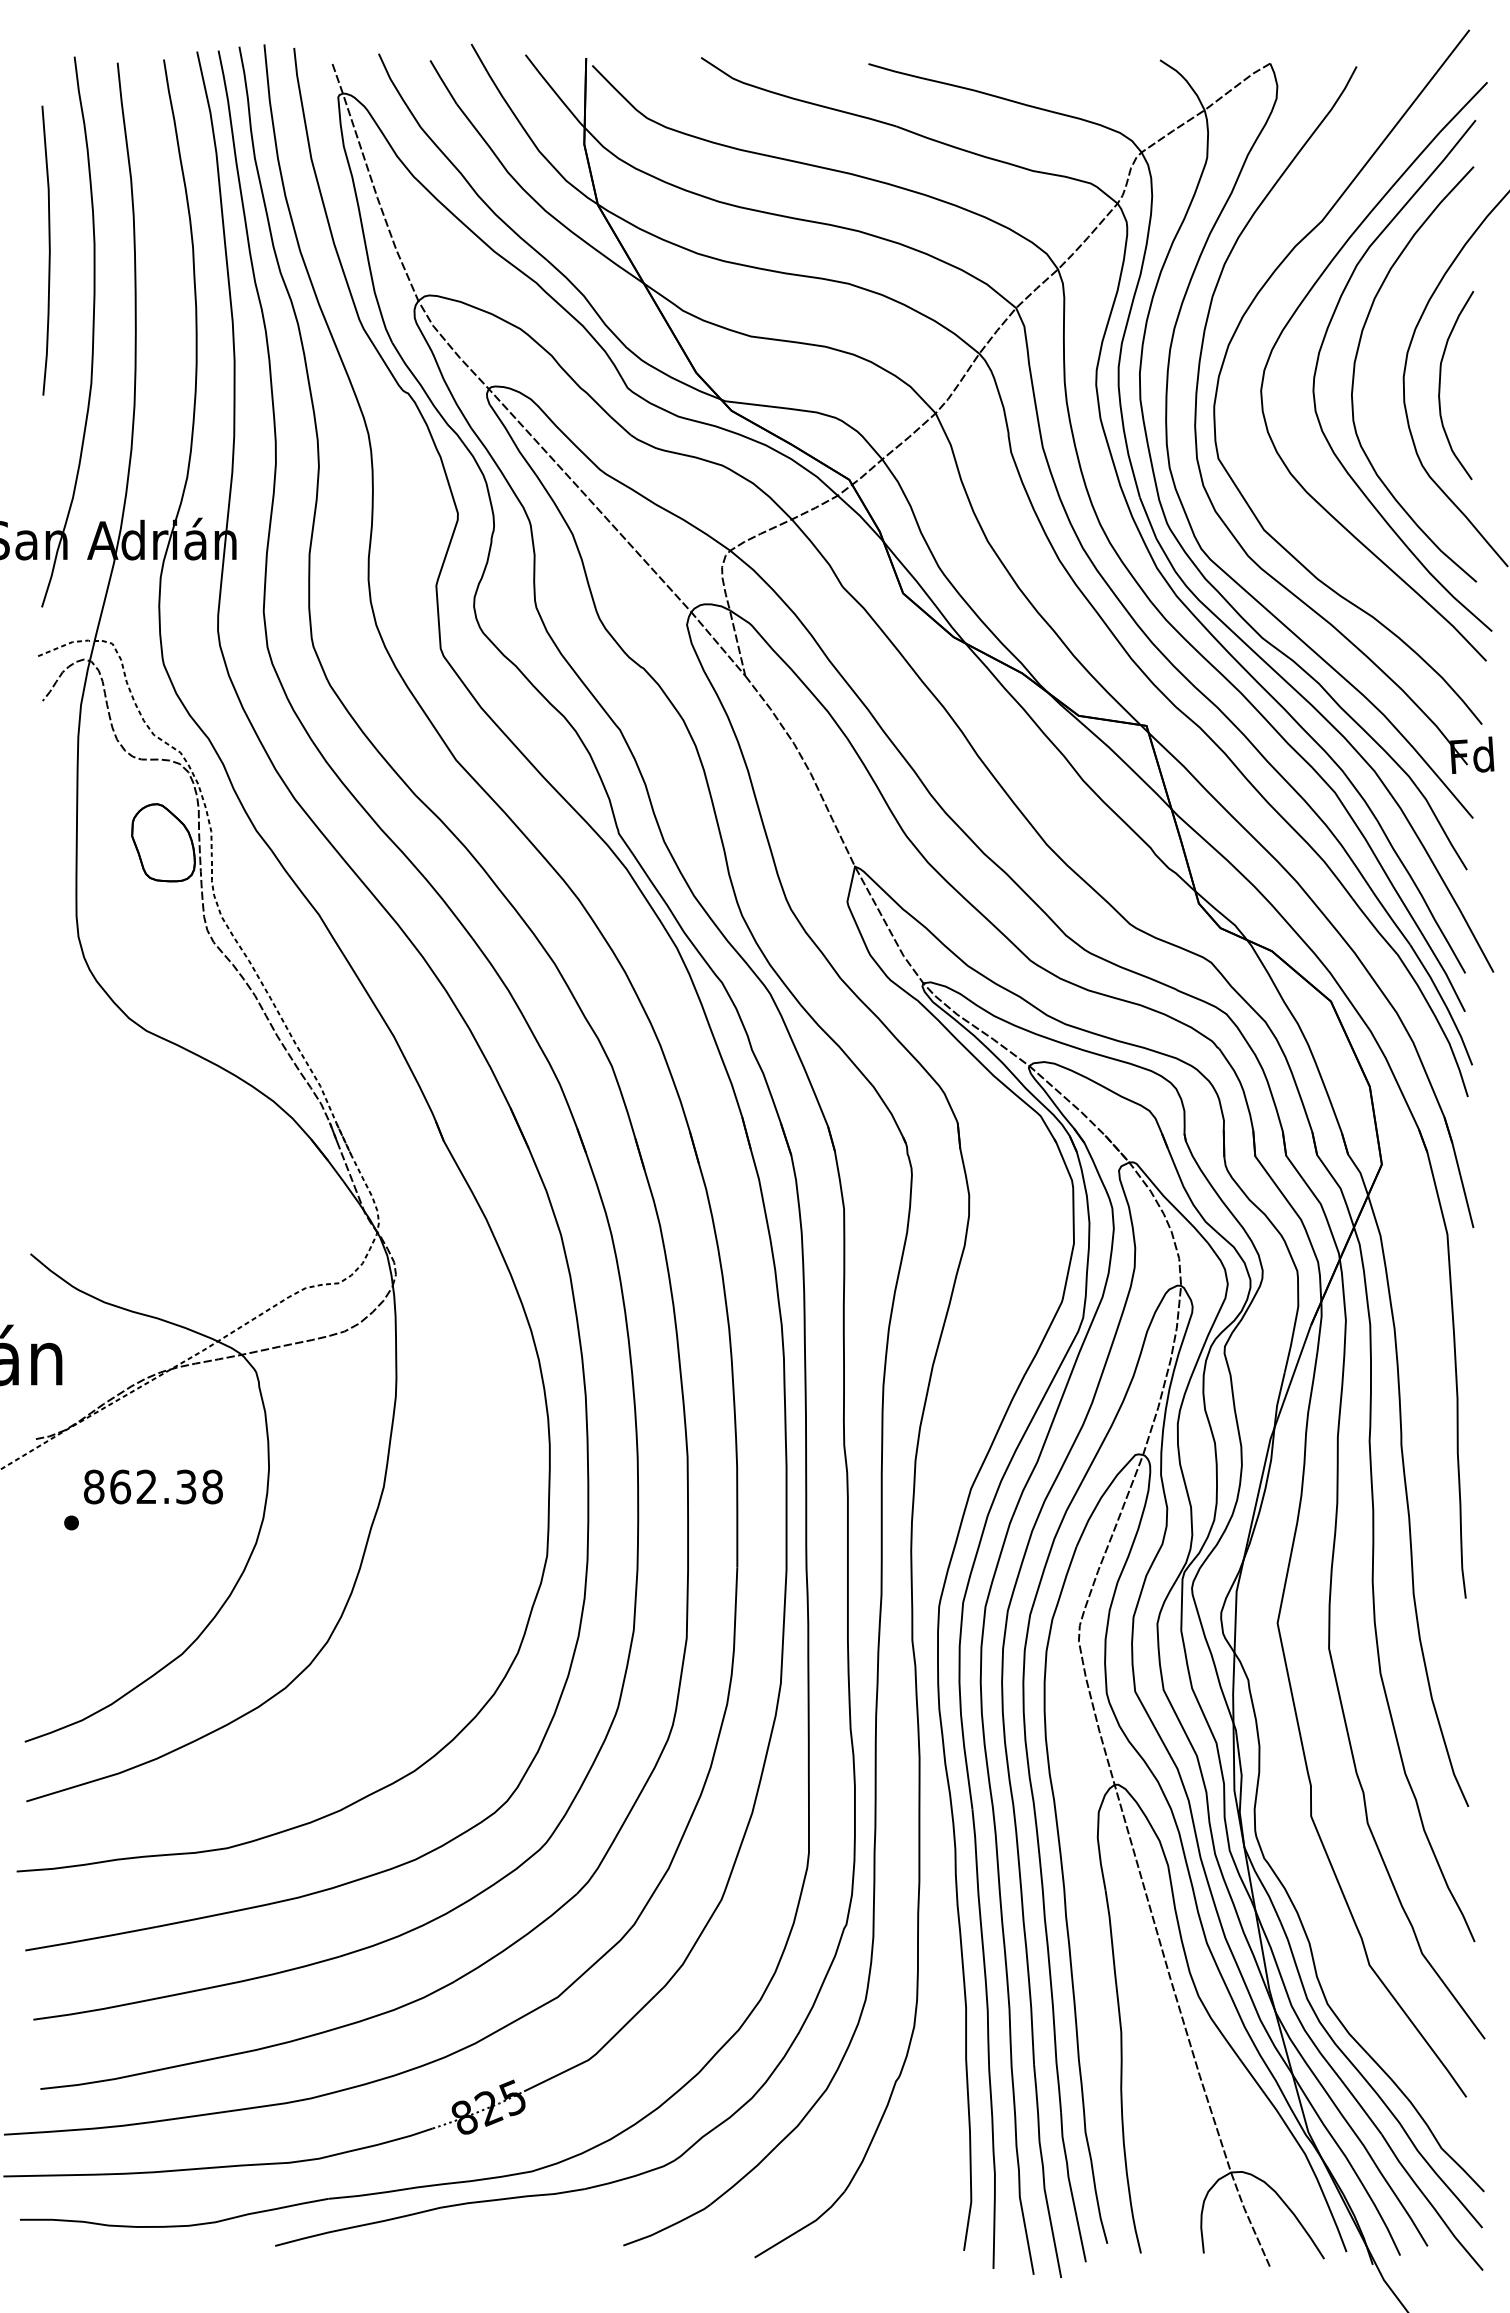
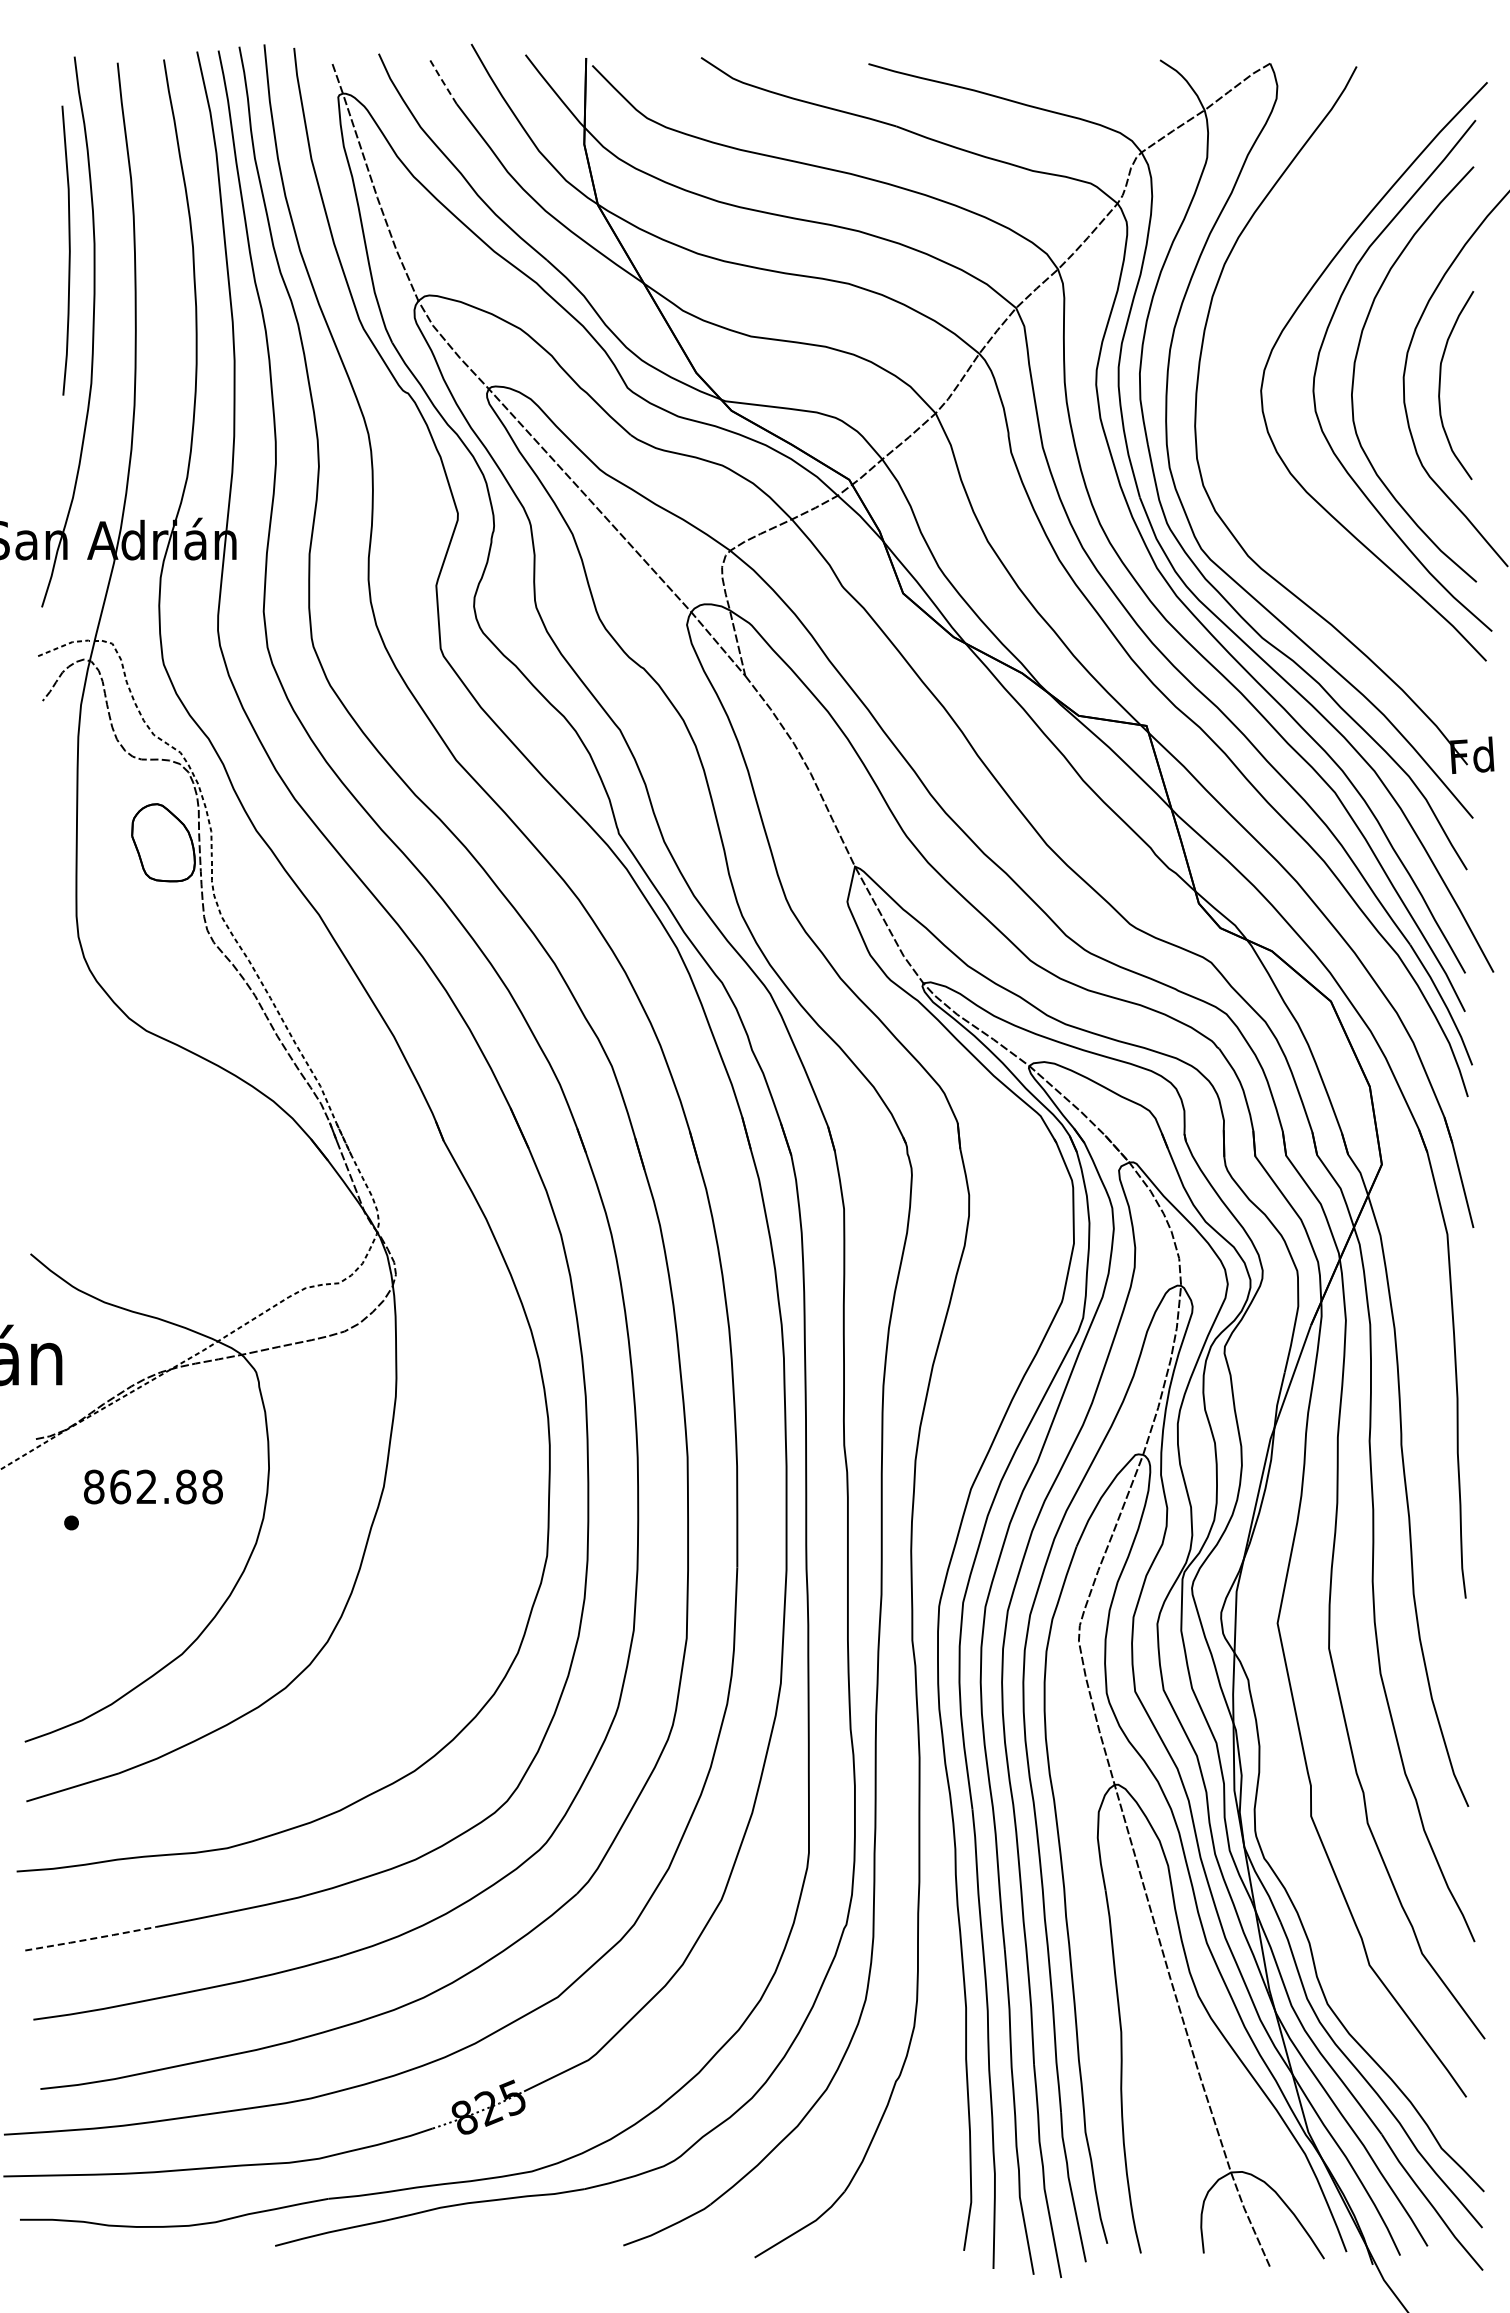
line: solid -> dashed (443, 82)
curve position: (48, 249) -> (68, 249) (68, 249)
curve: present -> none (1244, 316)
text: 862.38 -> 862.88 (186, 1486)
line: solid -> dashed (90, 1939)
